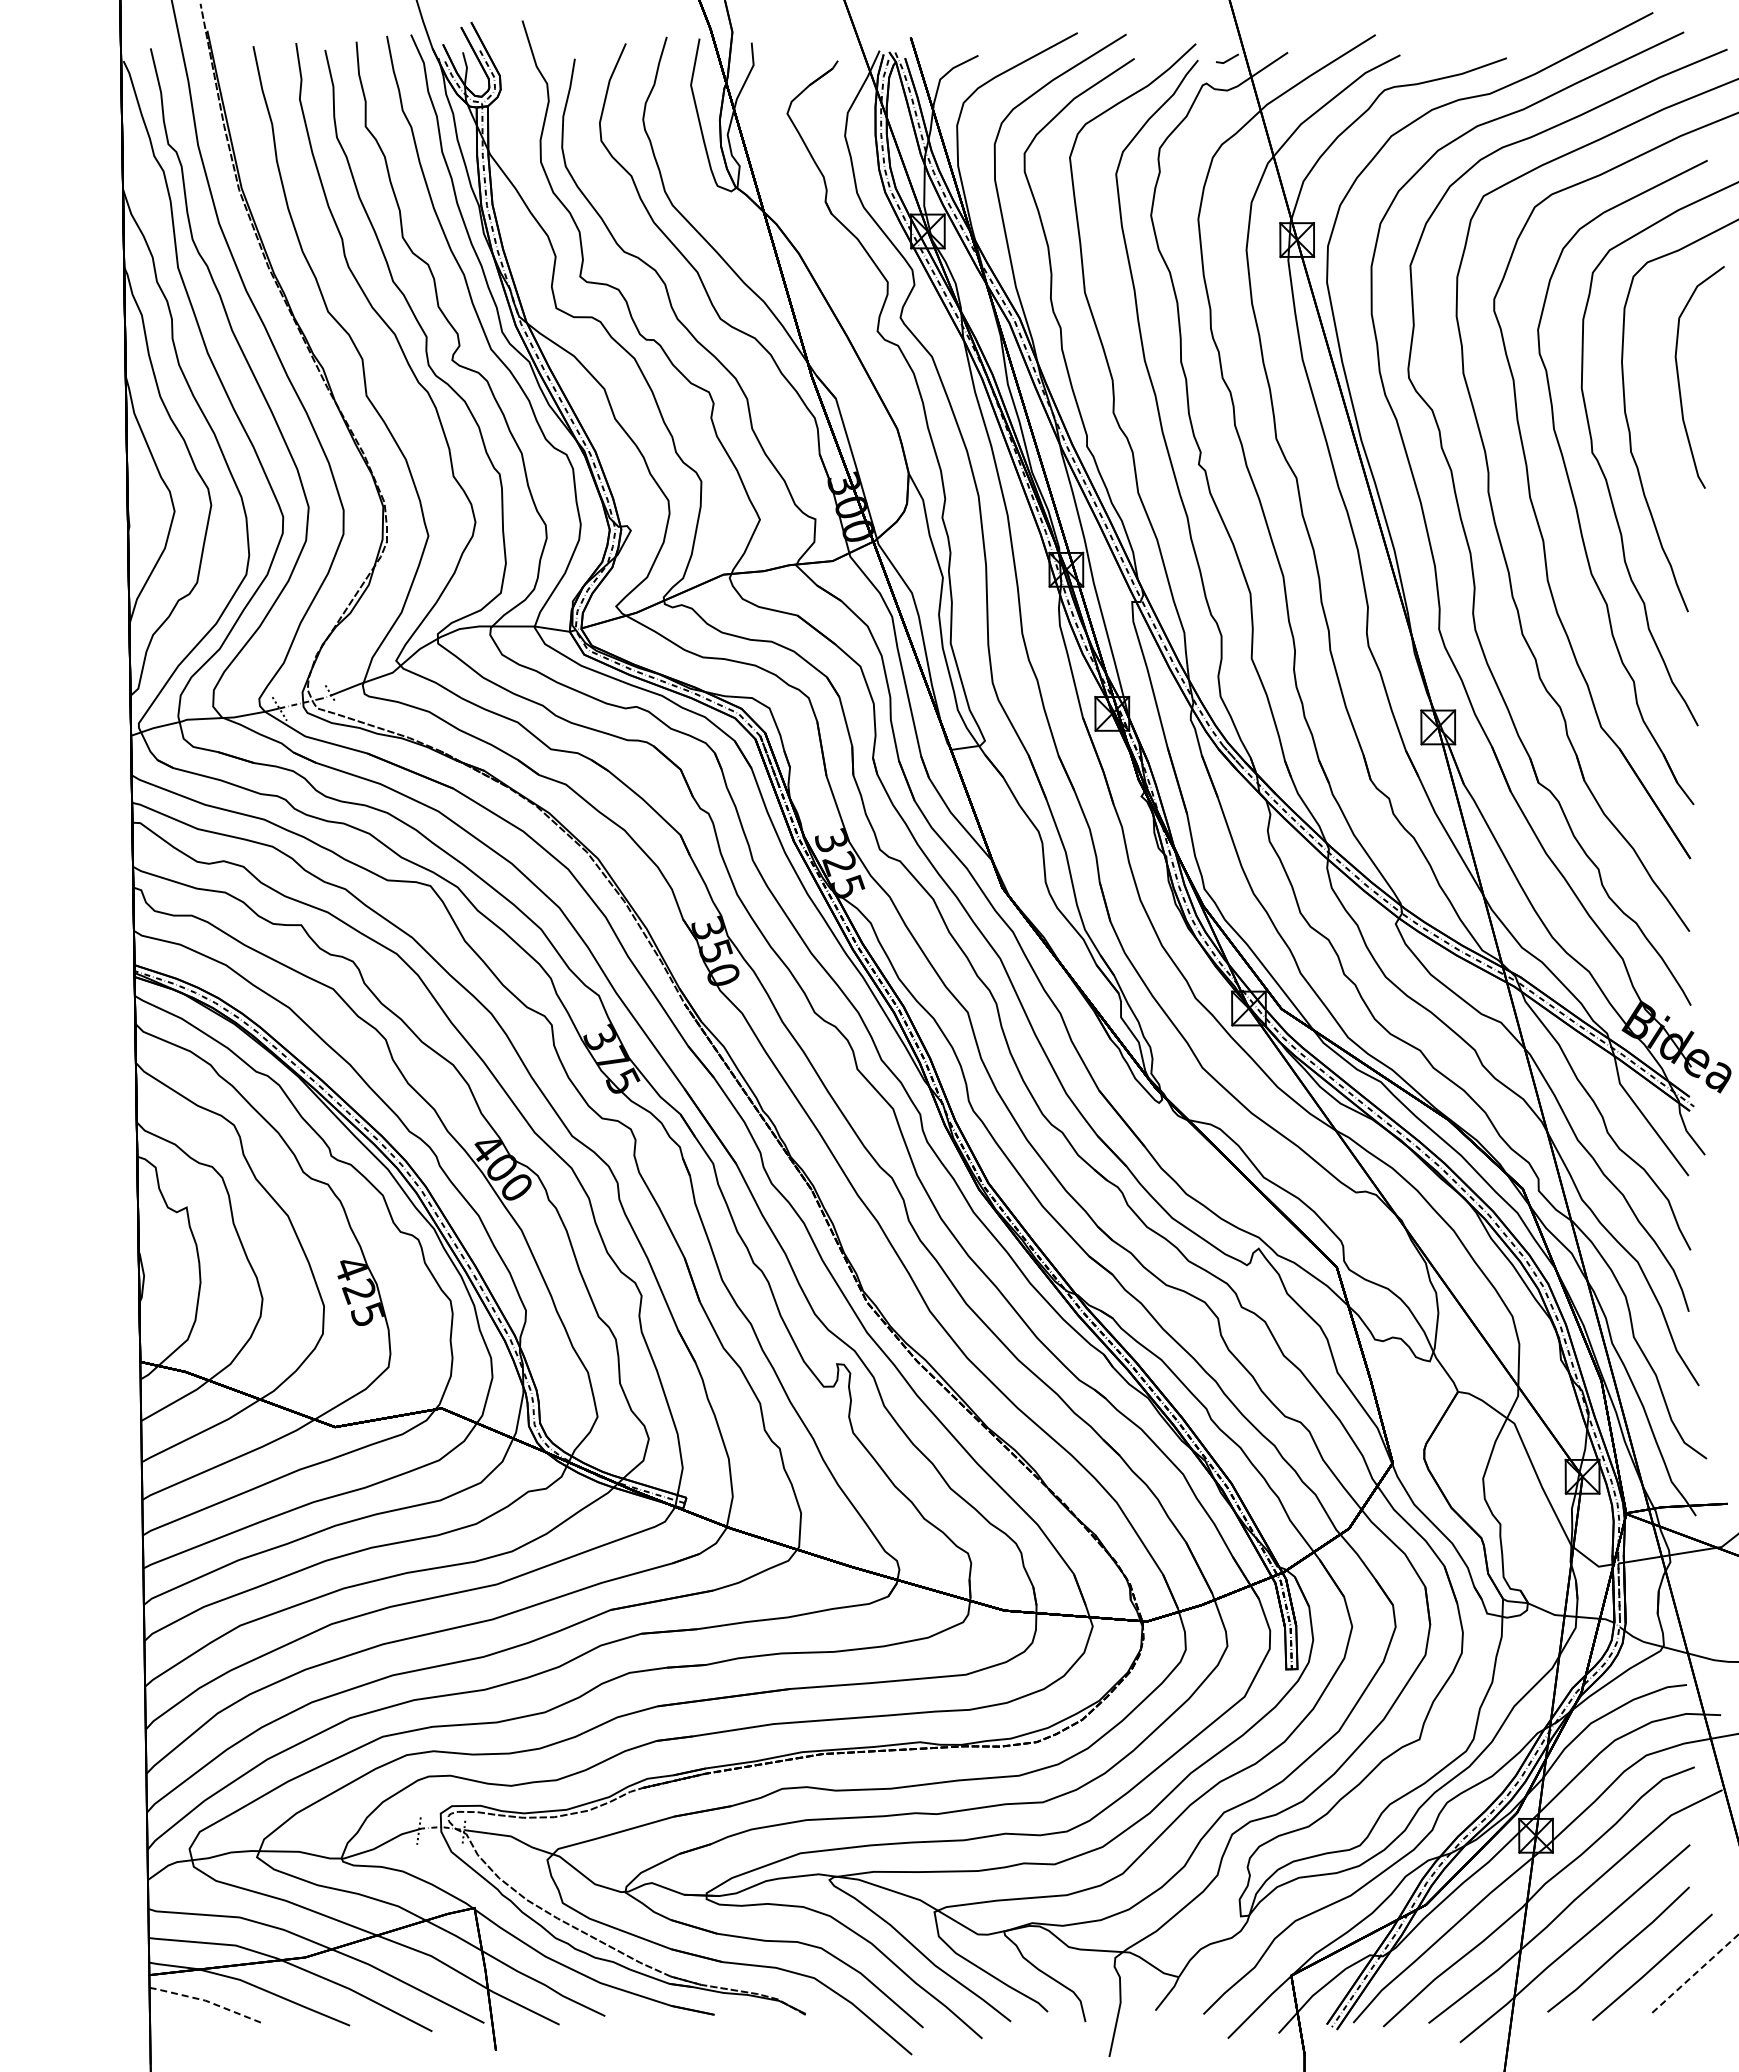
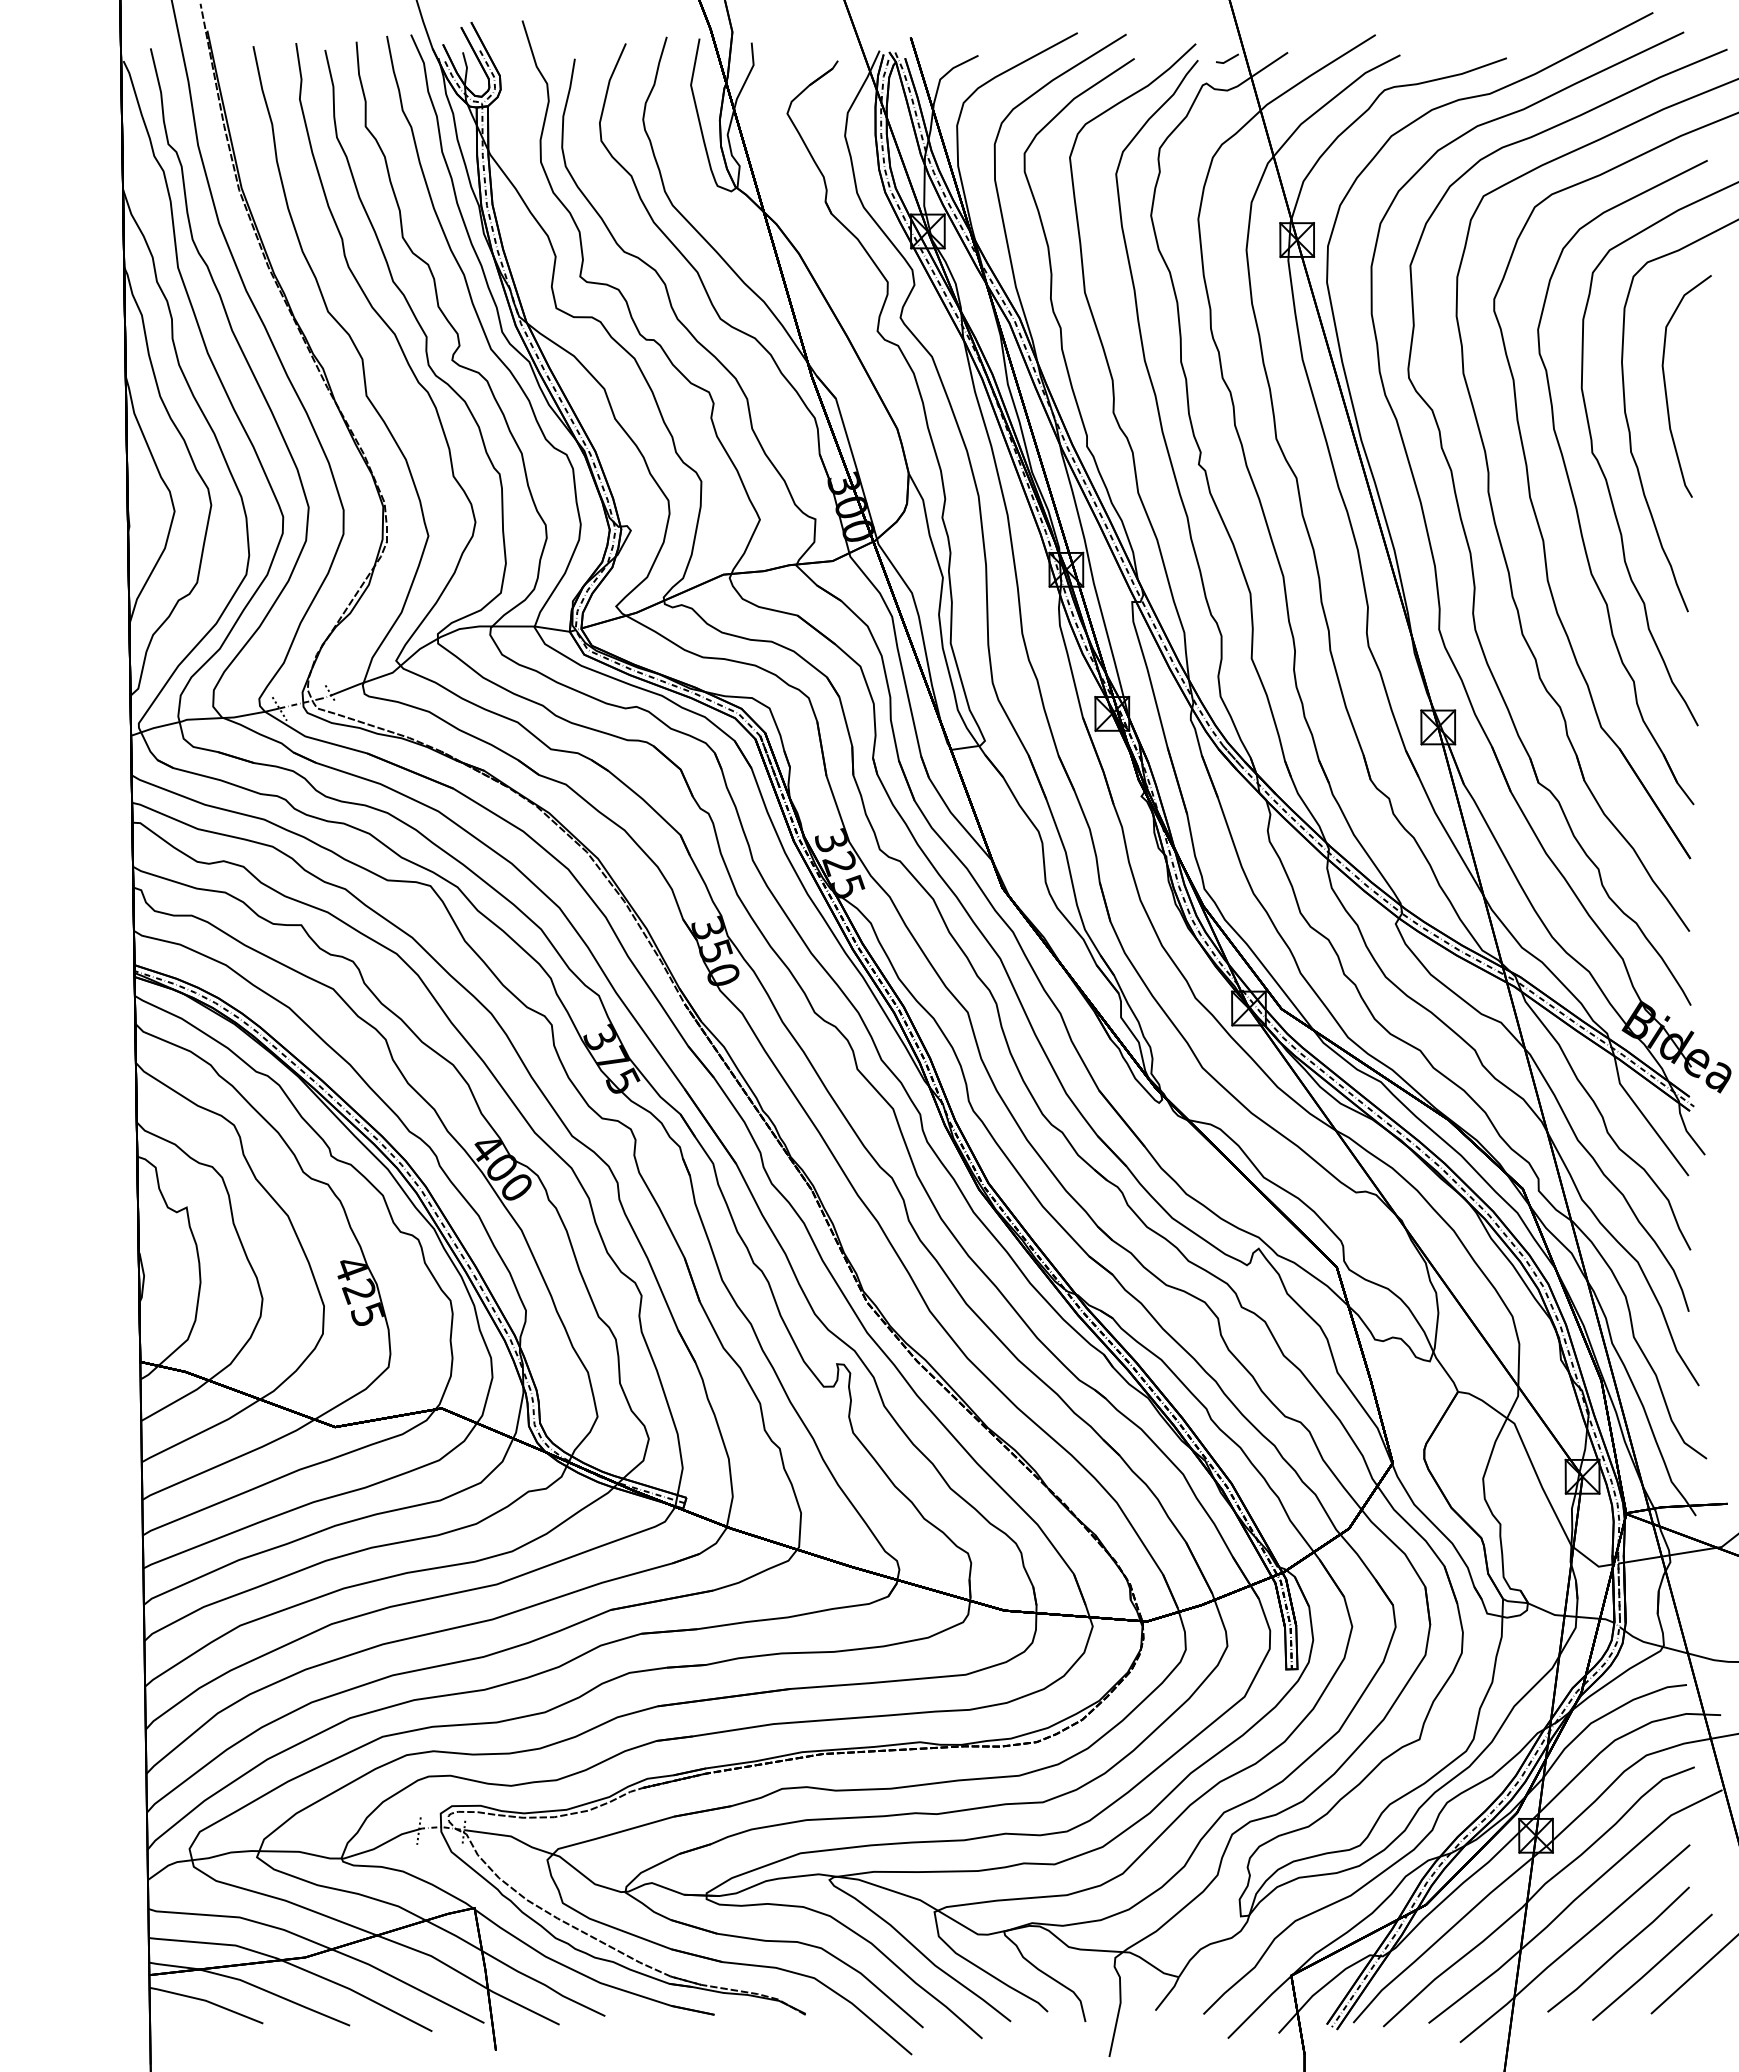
curve position: (1679, 378) -> (1666, 387) (1666, 387)
line: dashed -> solid (1694, 1974)
line: dashed -> solid (206, 2001)
